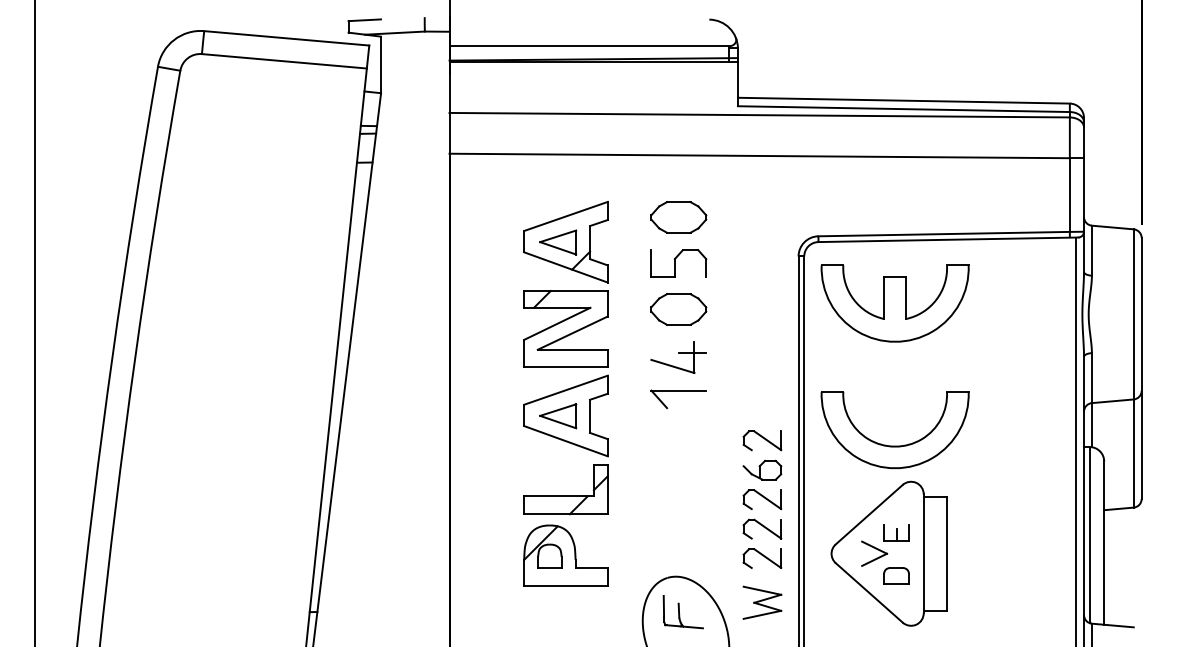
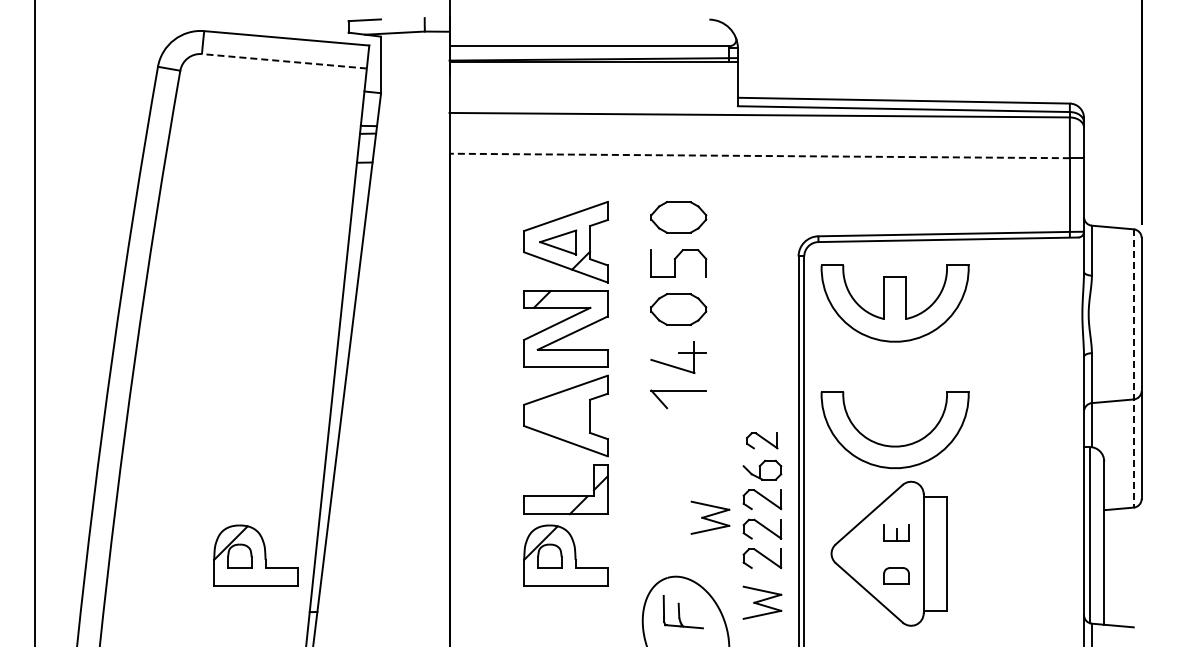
line: solid -> dashed (284, 61)
line: solid -> dashed (759, 155)
line: solid -> dashed (1133, 368)
part: present -> none (558, 416)
part size: 41x22 px -> 33x18 px (762, 440)
line: present -> none (1075, 440)
part: none -> present (710, 517)
part: present -> none (874, 553)
part: none -> present (255, 555)
